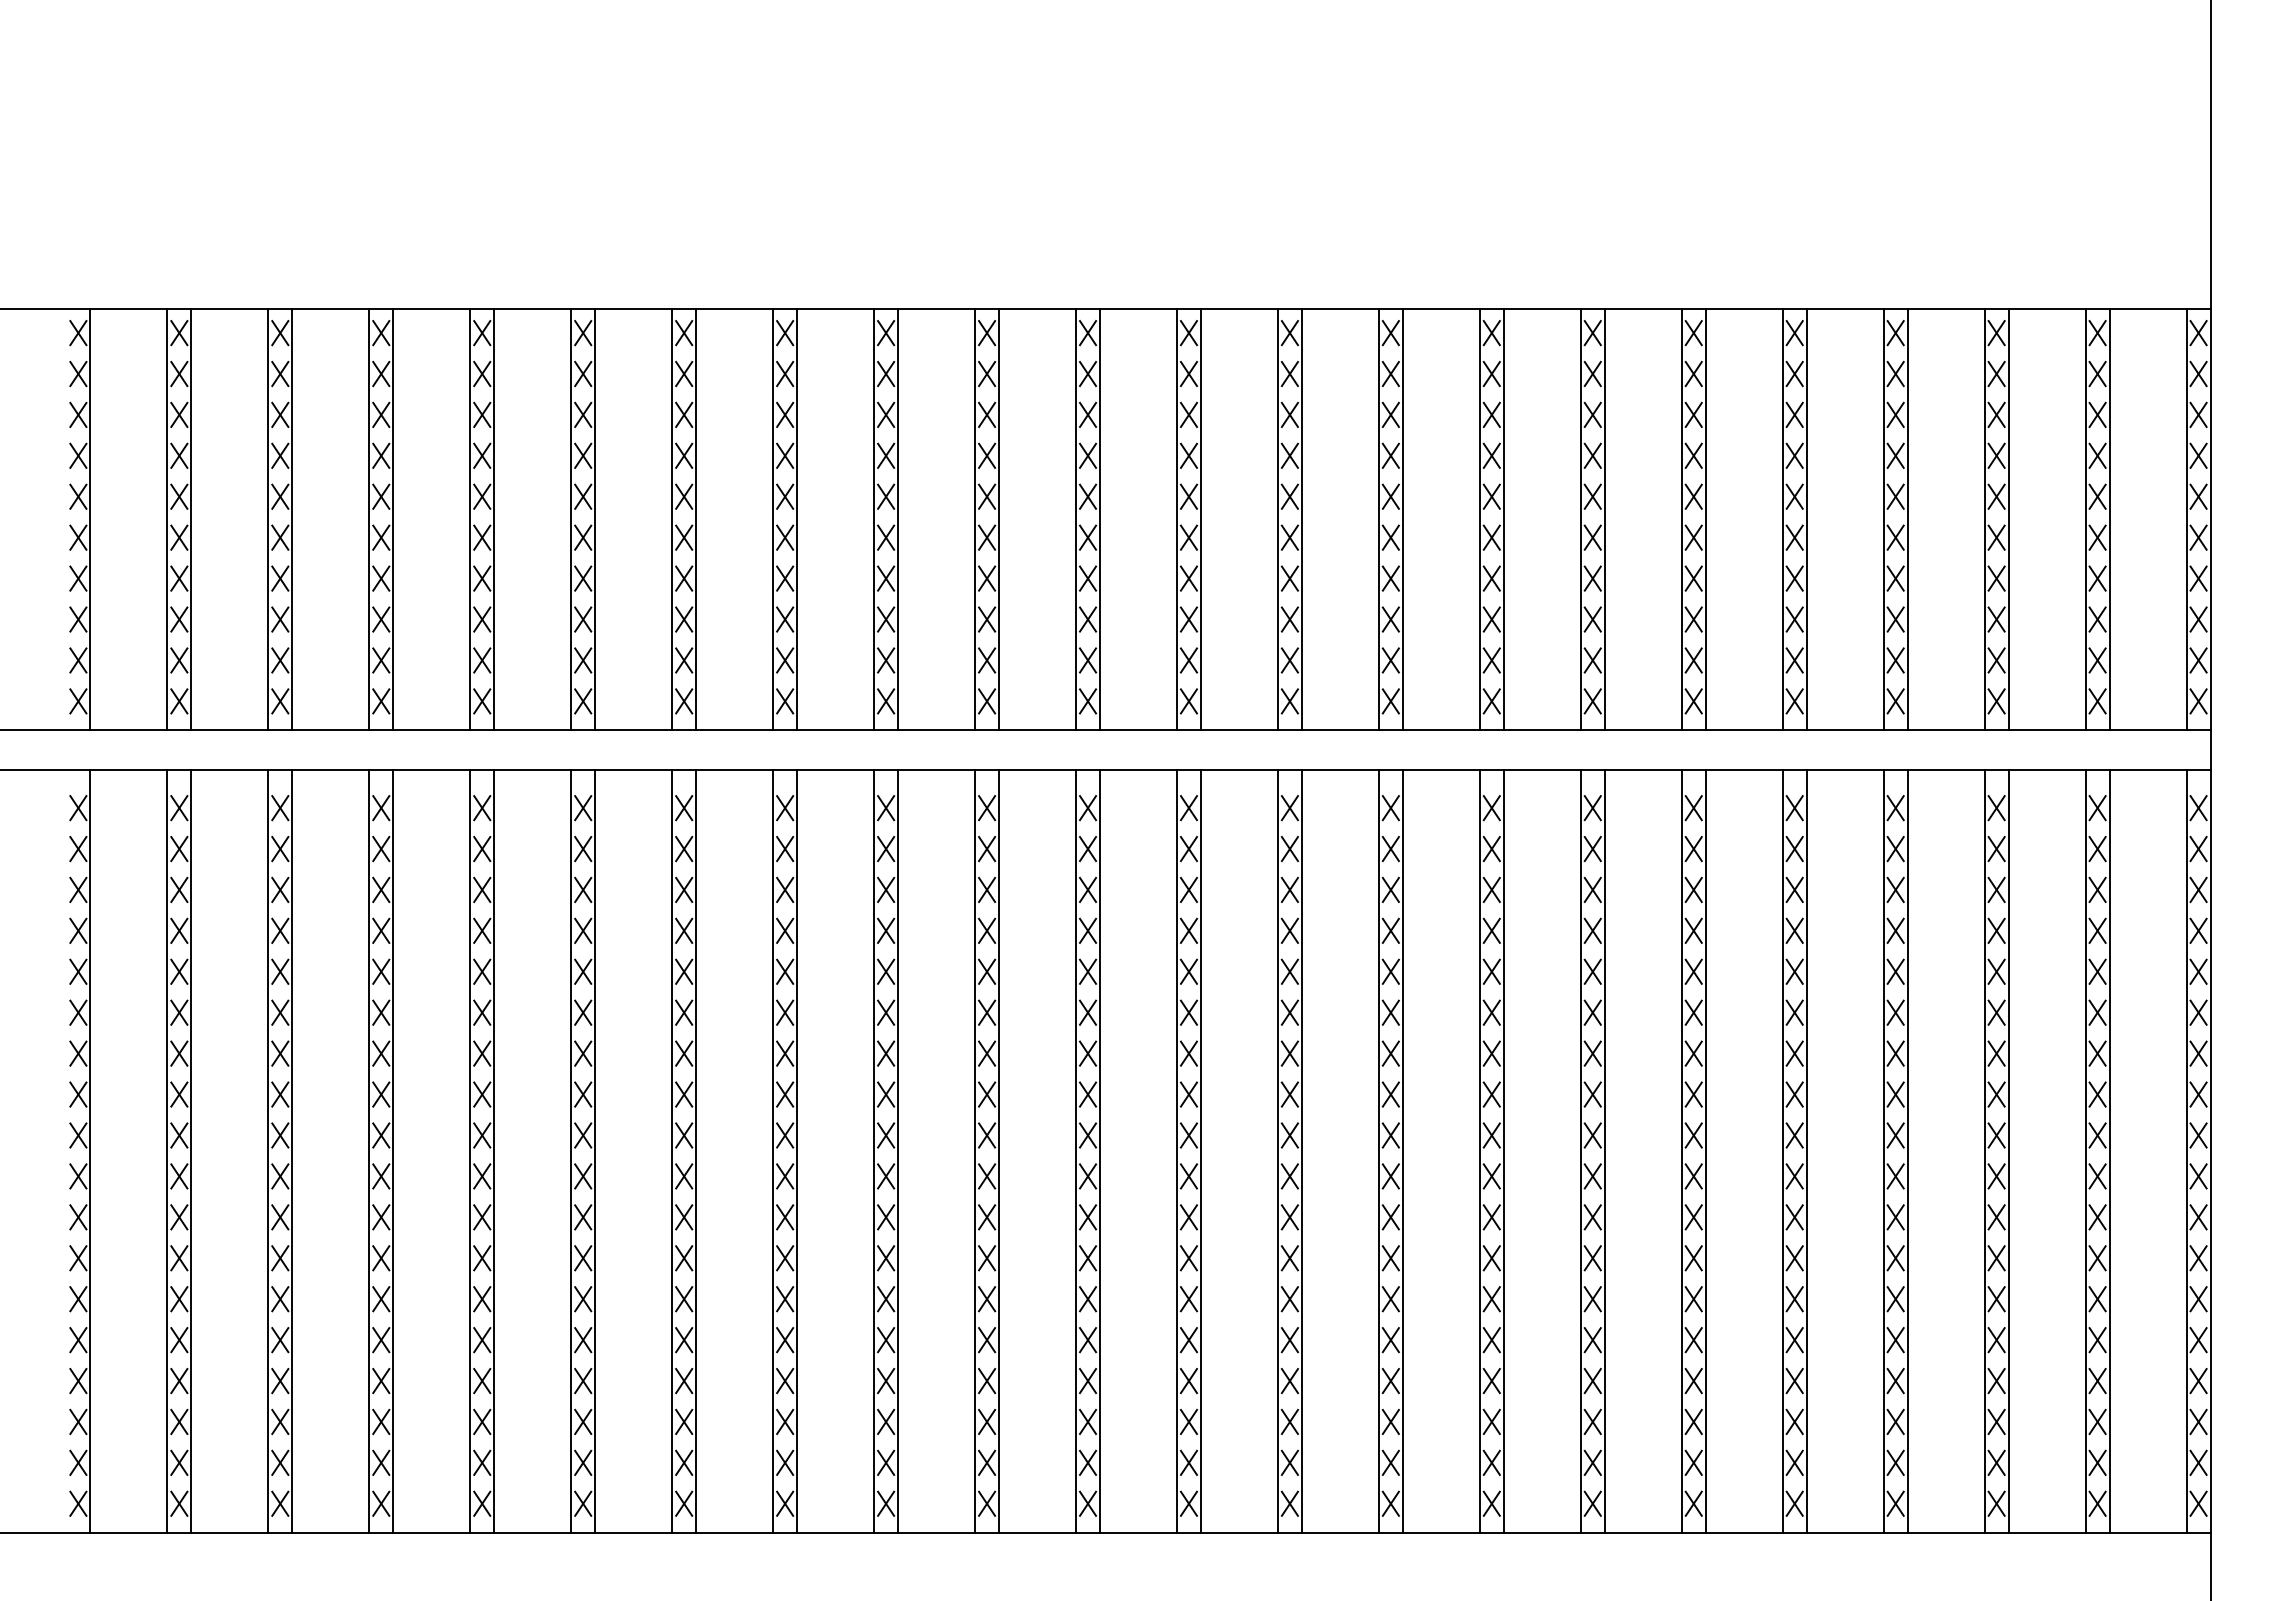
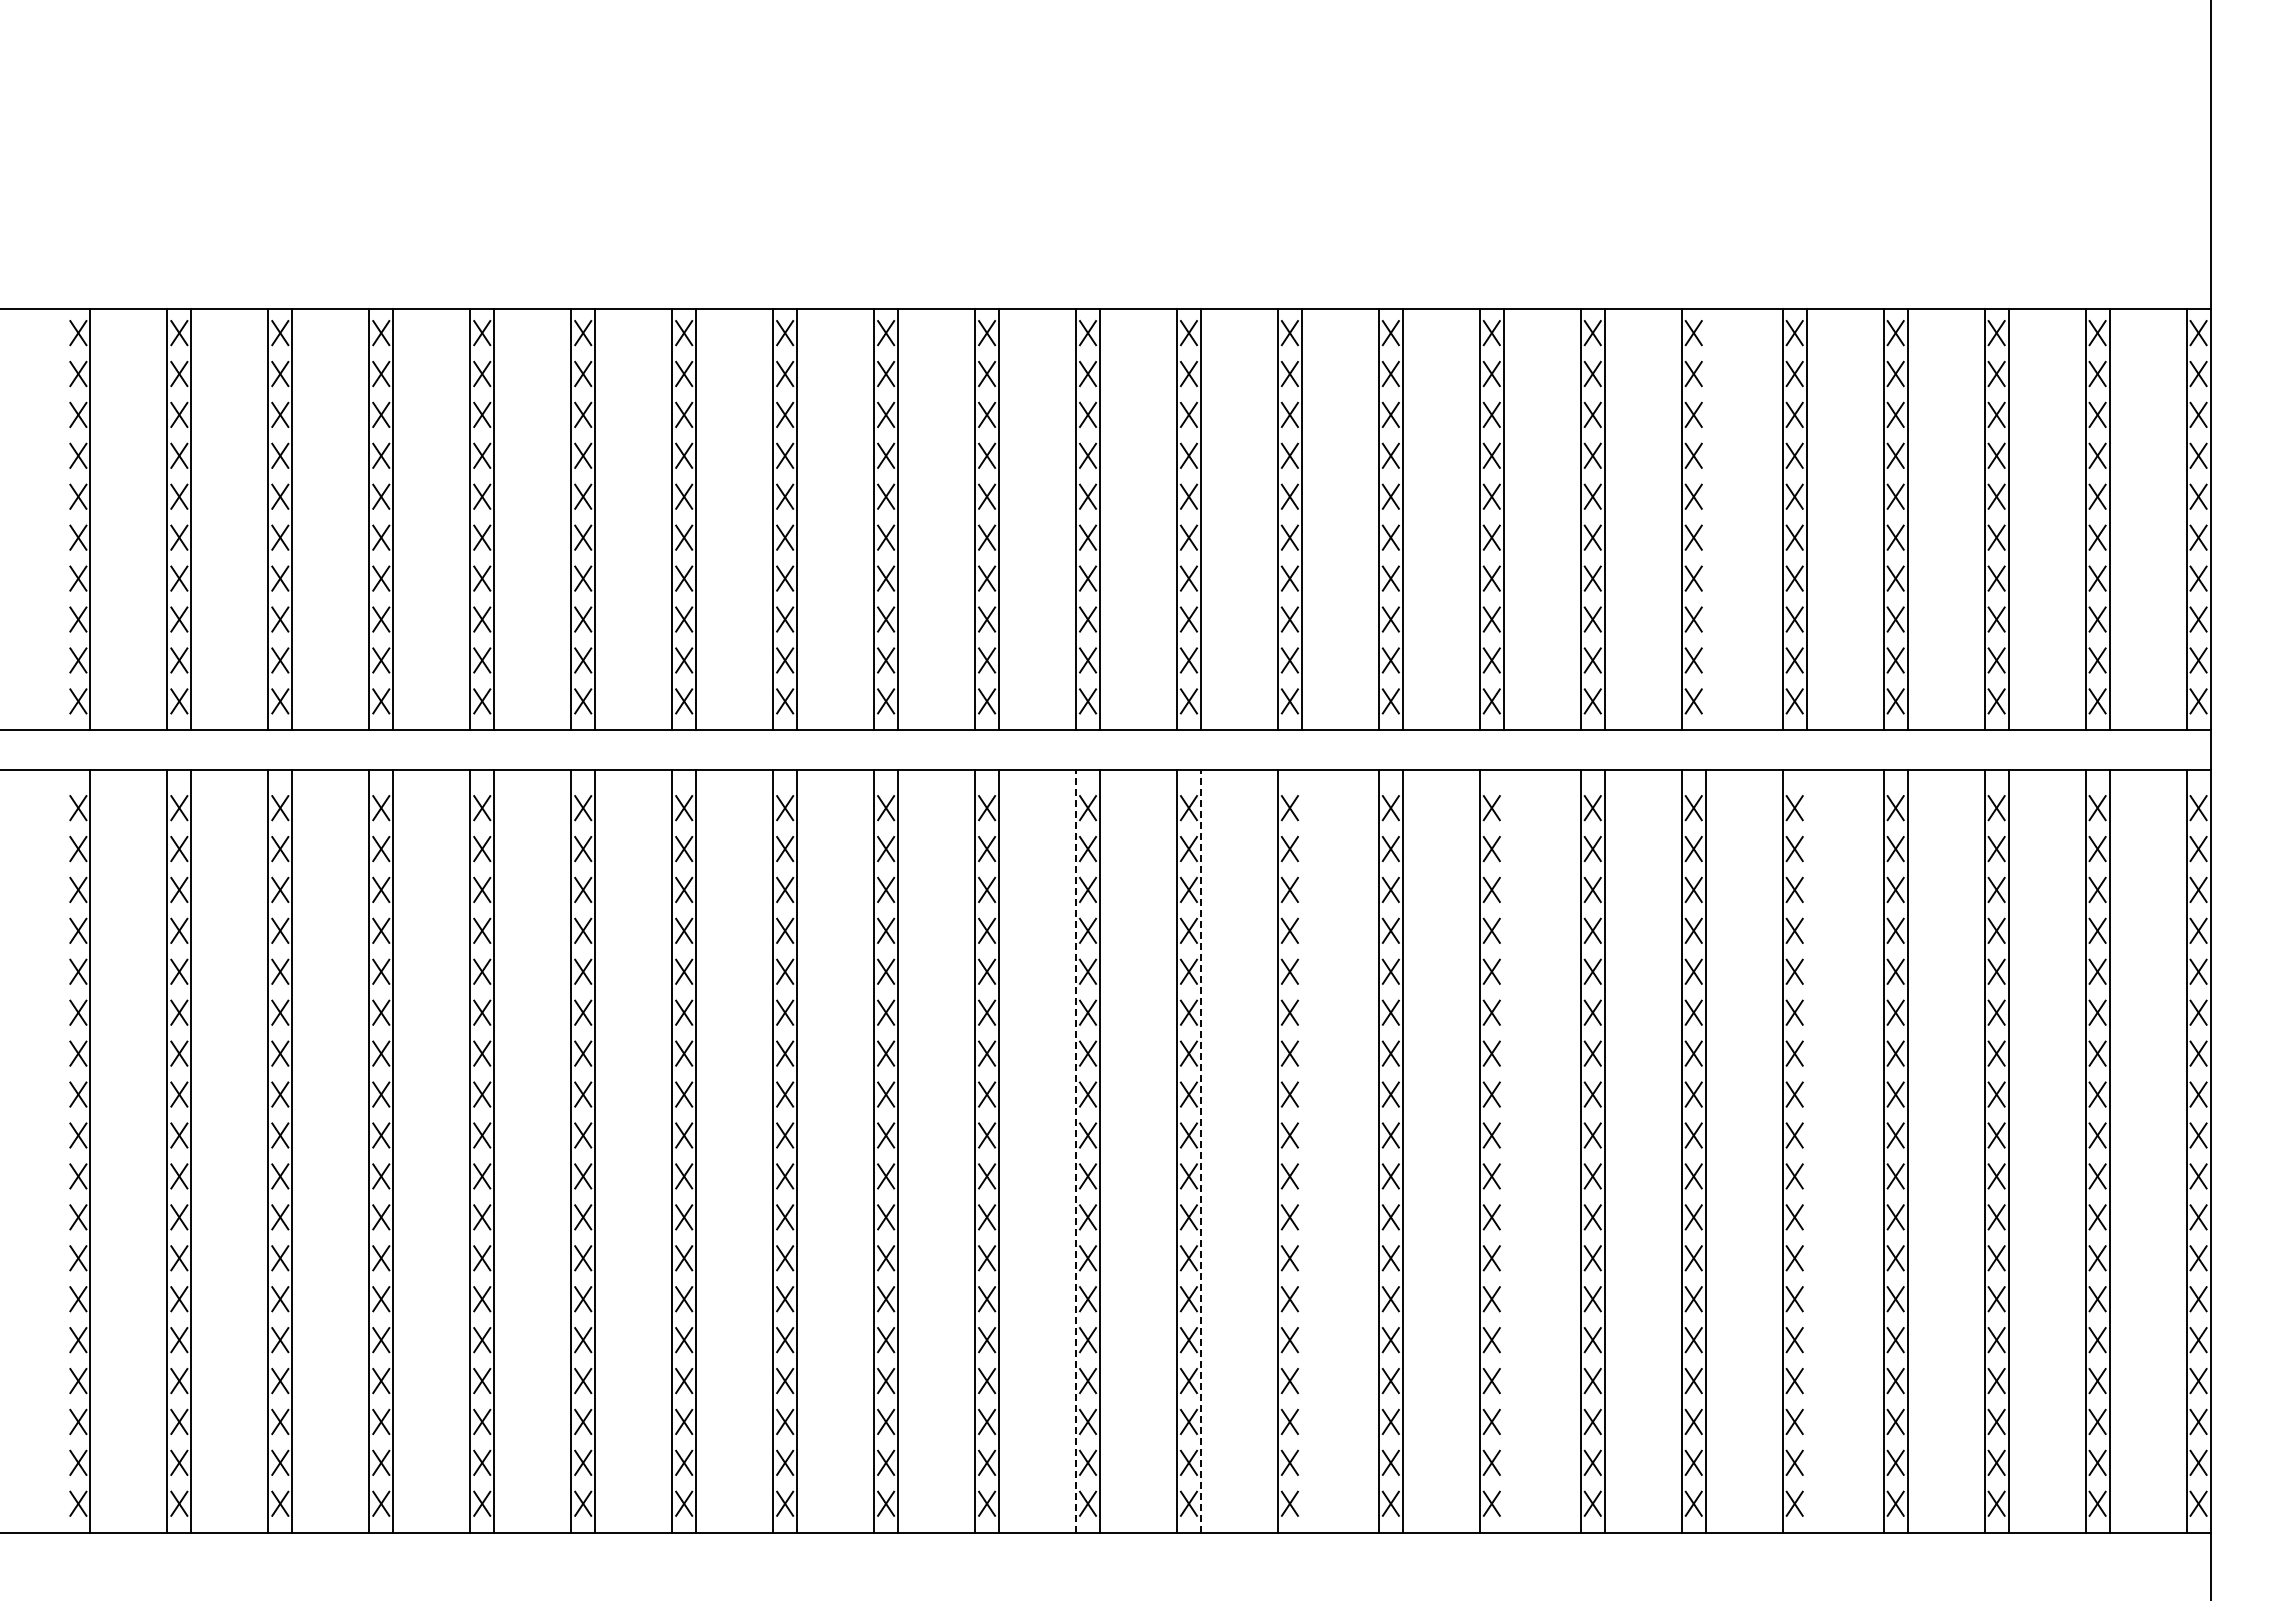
line: present -> none (1705, 519)
line: solid -> dashed (1075, 1151)
line: solid -> dashed (1201, 1151)
line: present -> none (1301, 1151)
line: present -> none (1503, 1151)
line: present -> none (1806, 1151)
